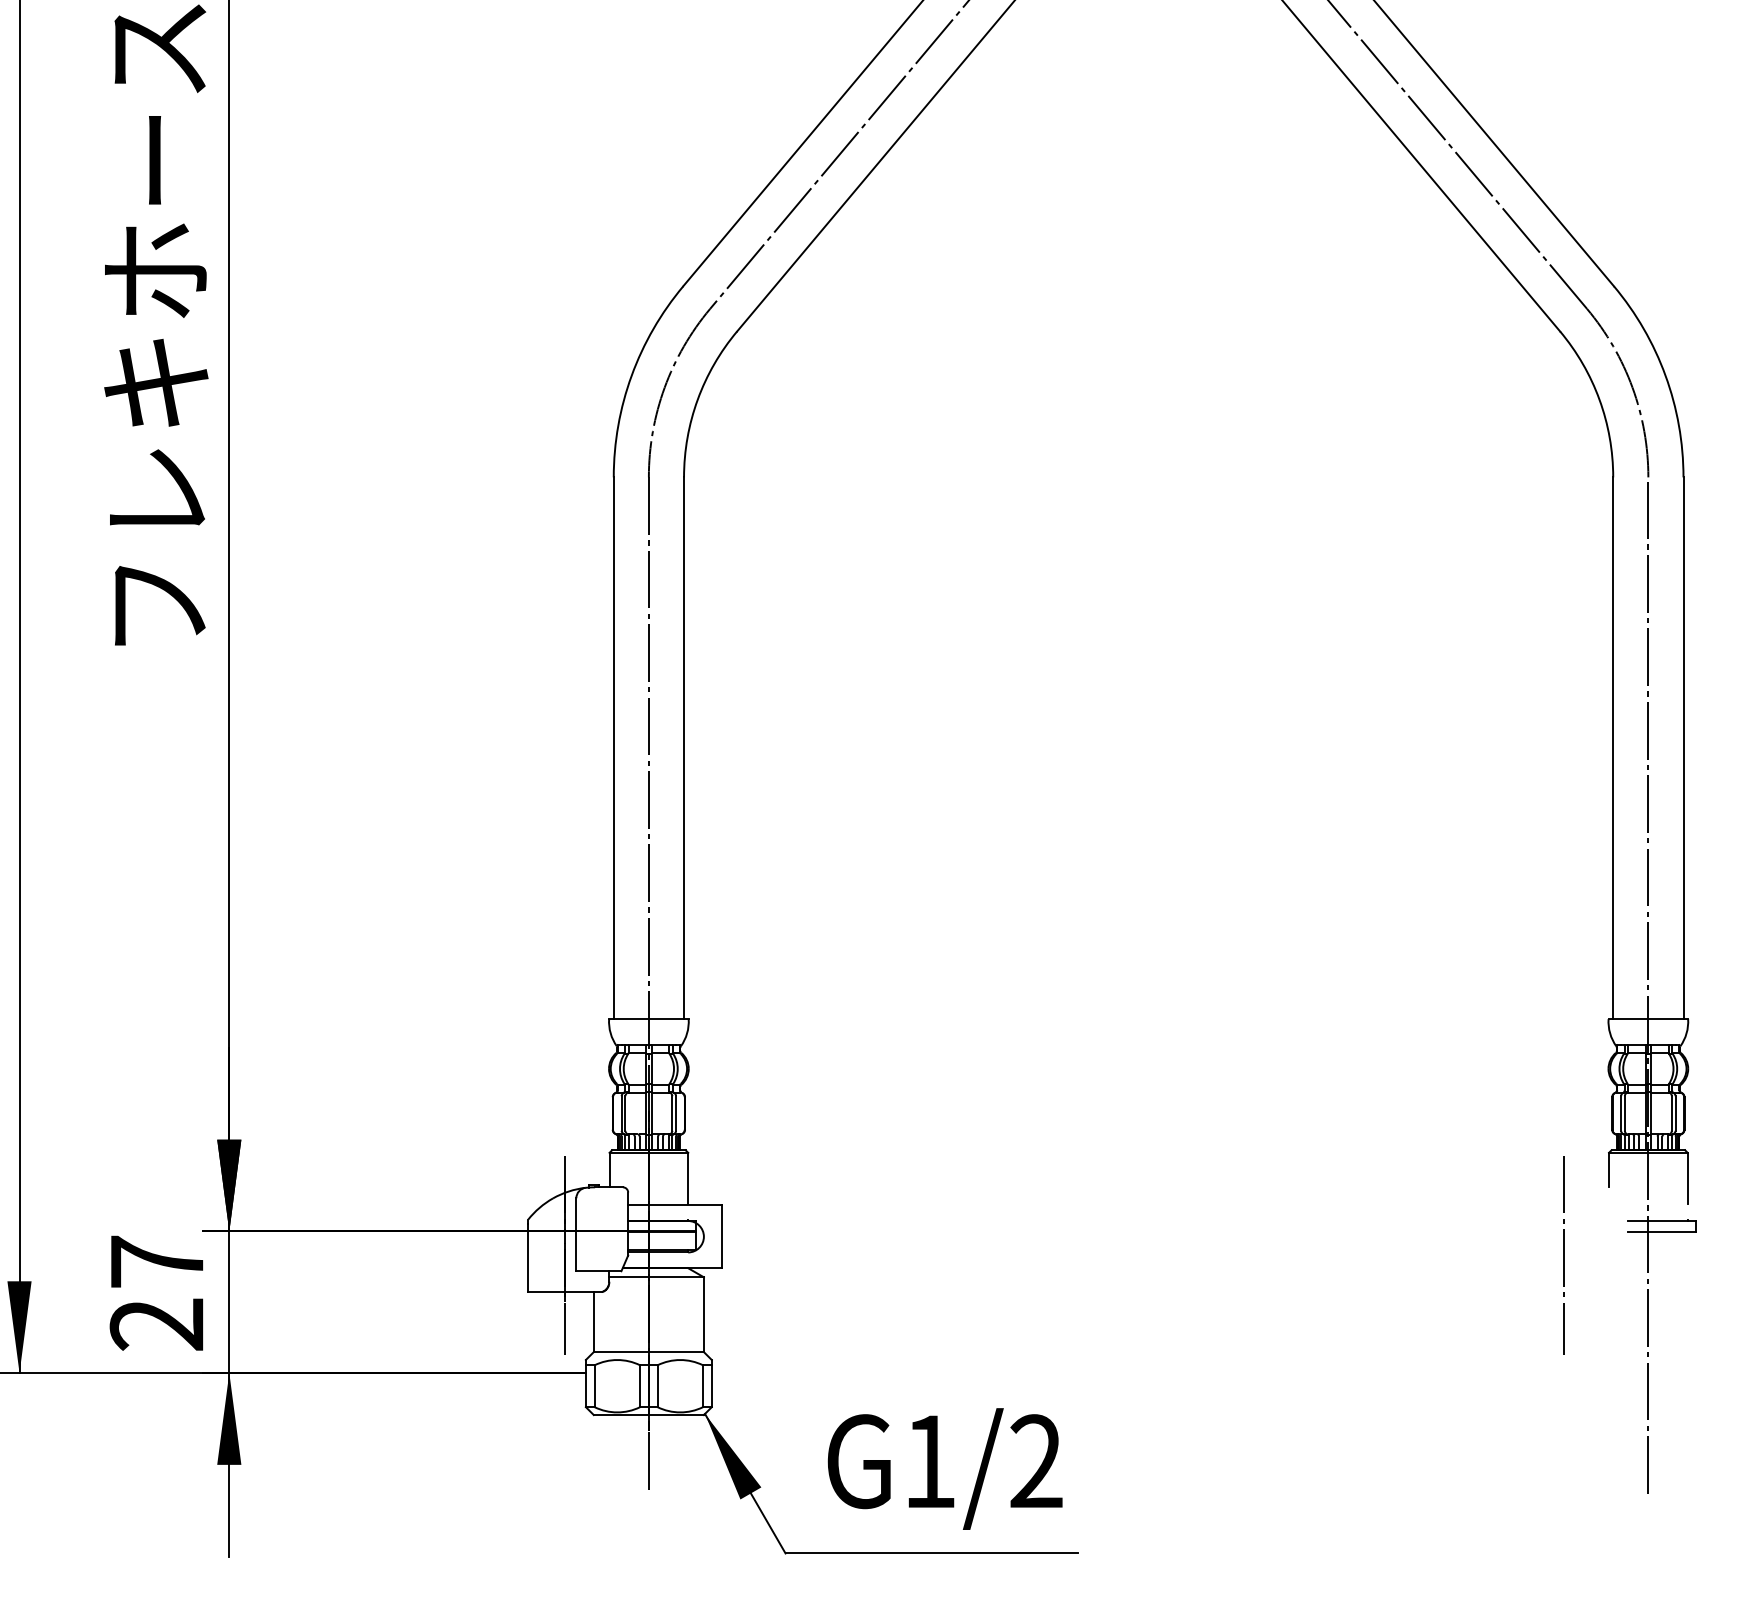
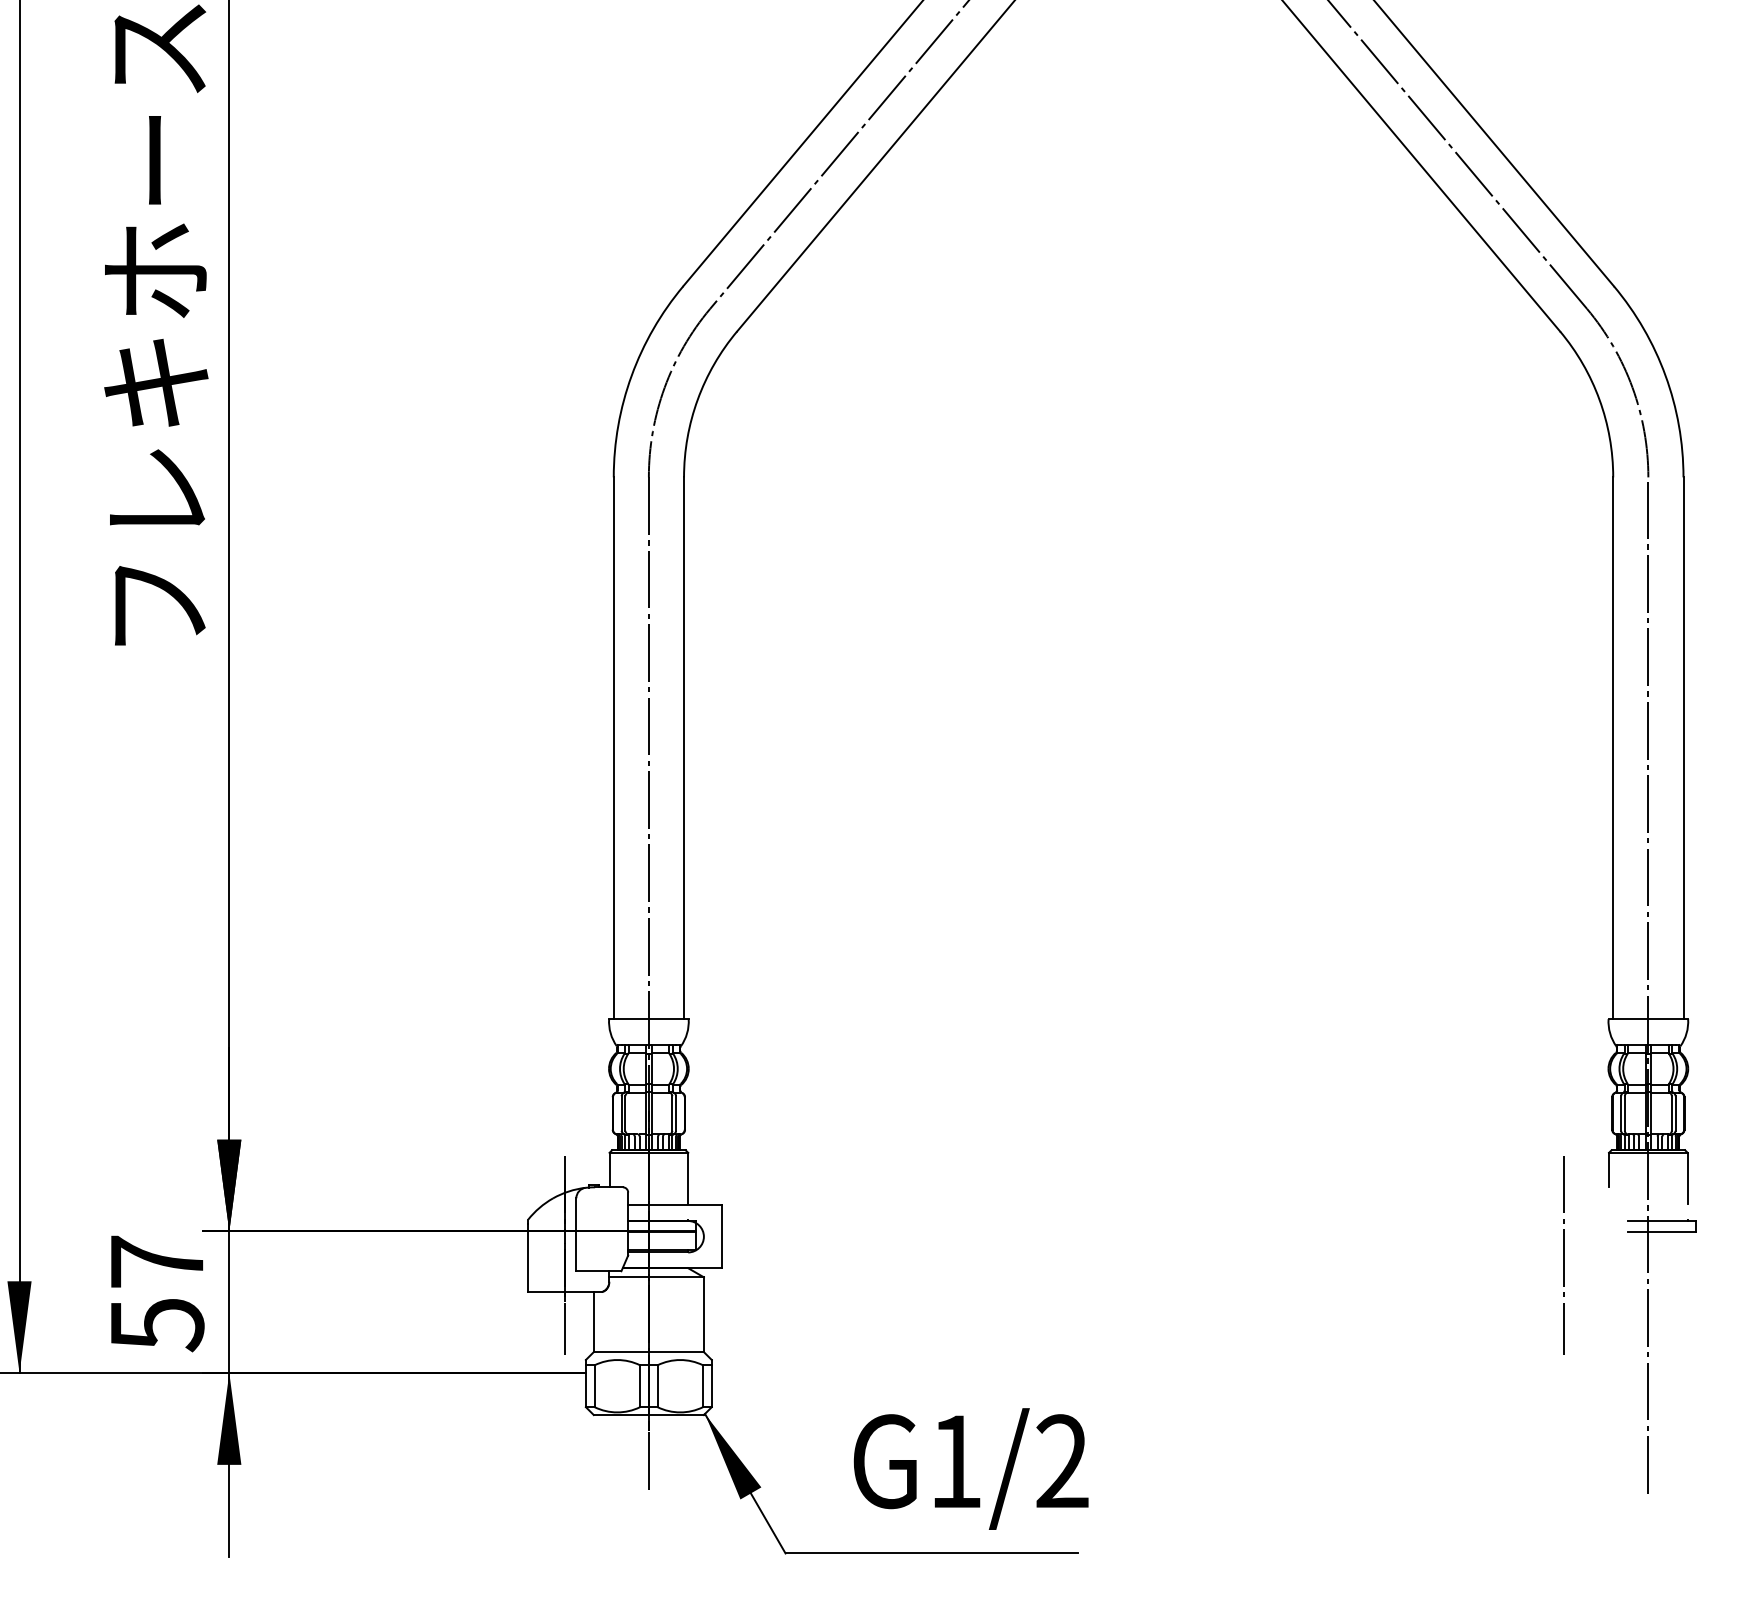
text: 27 -> 57 (156, 1325)
text position: (944, 1468) -> (970, 1468) (970, 1468)
